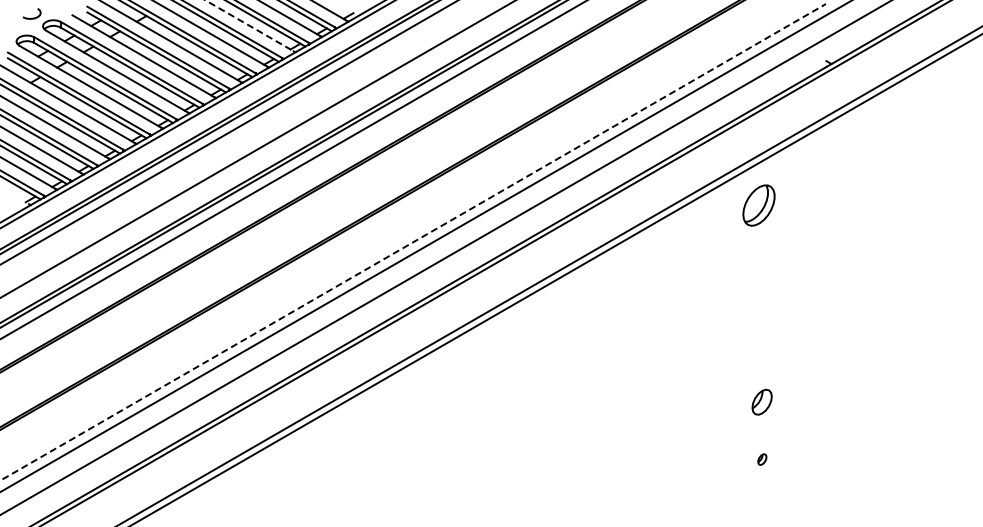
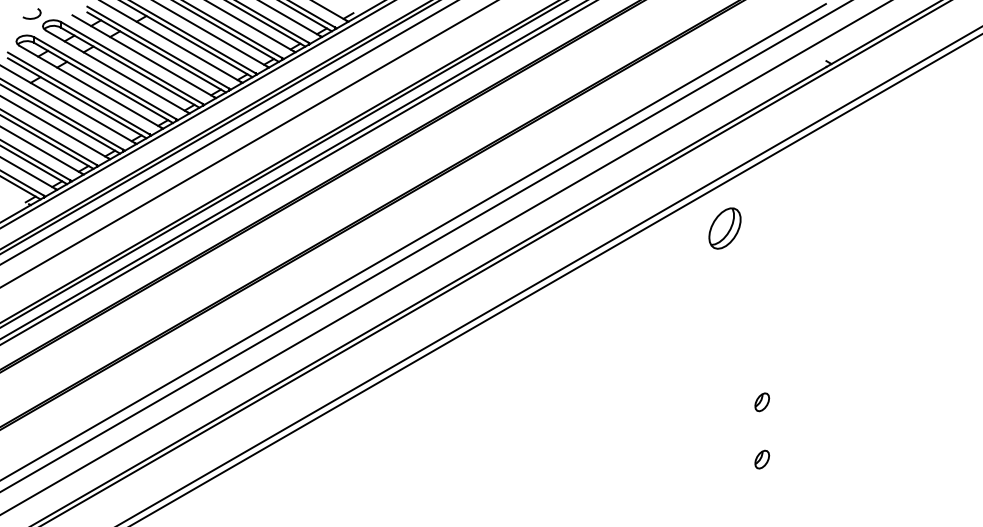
line: dashed -> solid (249, 25)
line position: (257, 149) -> (248, 144) (248, 144)
line: none -> present (298, 172)
part position: (758, 205) -> (724, 228) (724, 228)
line: dashed -> solid (413, 241)
part size: 22x28 px -> 17x21 px (762, 402)
part size: 11x13 px -> 17x21 px (762, 459)
